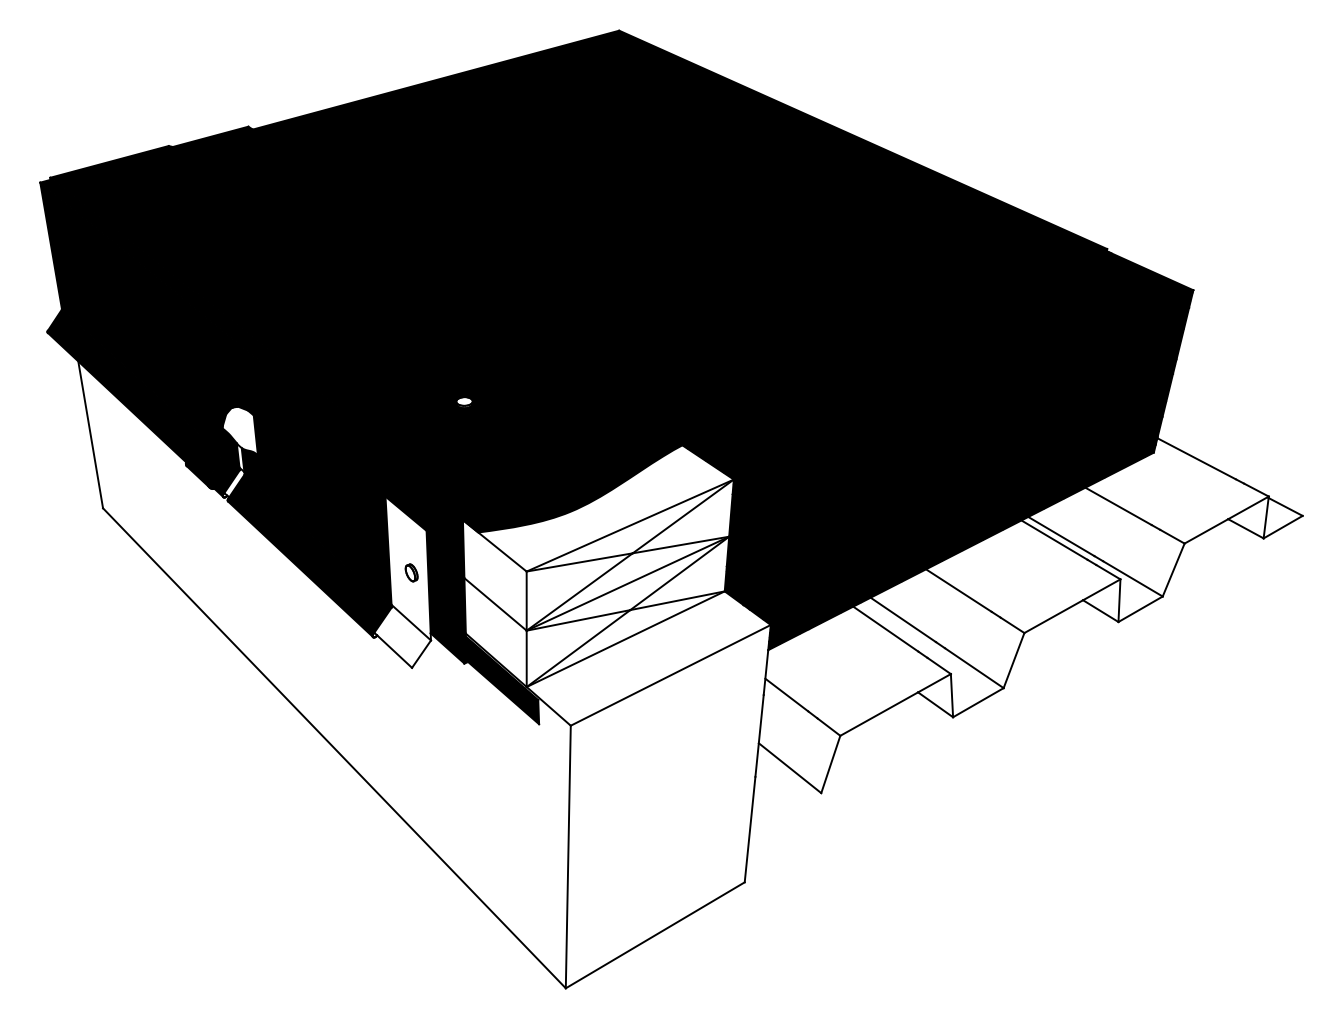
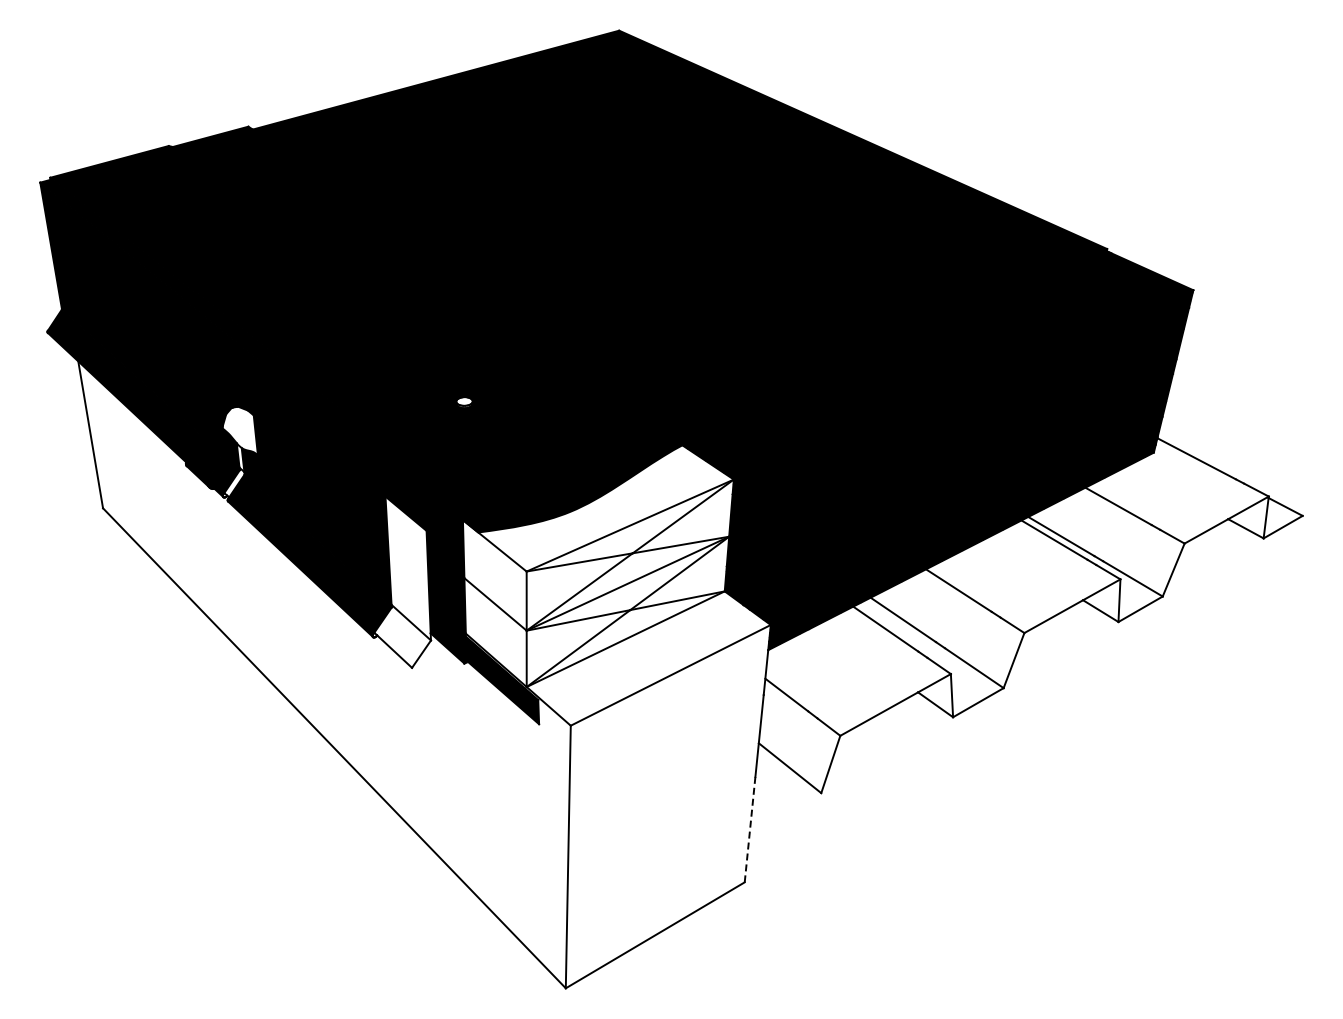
part: present -> none (411, 572)
line: solid -> dashed (750, 829)
